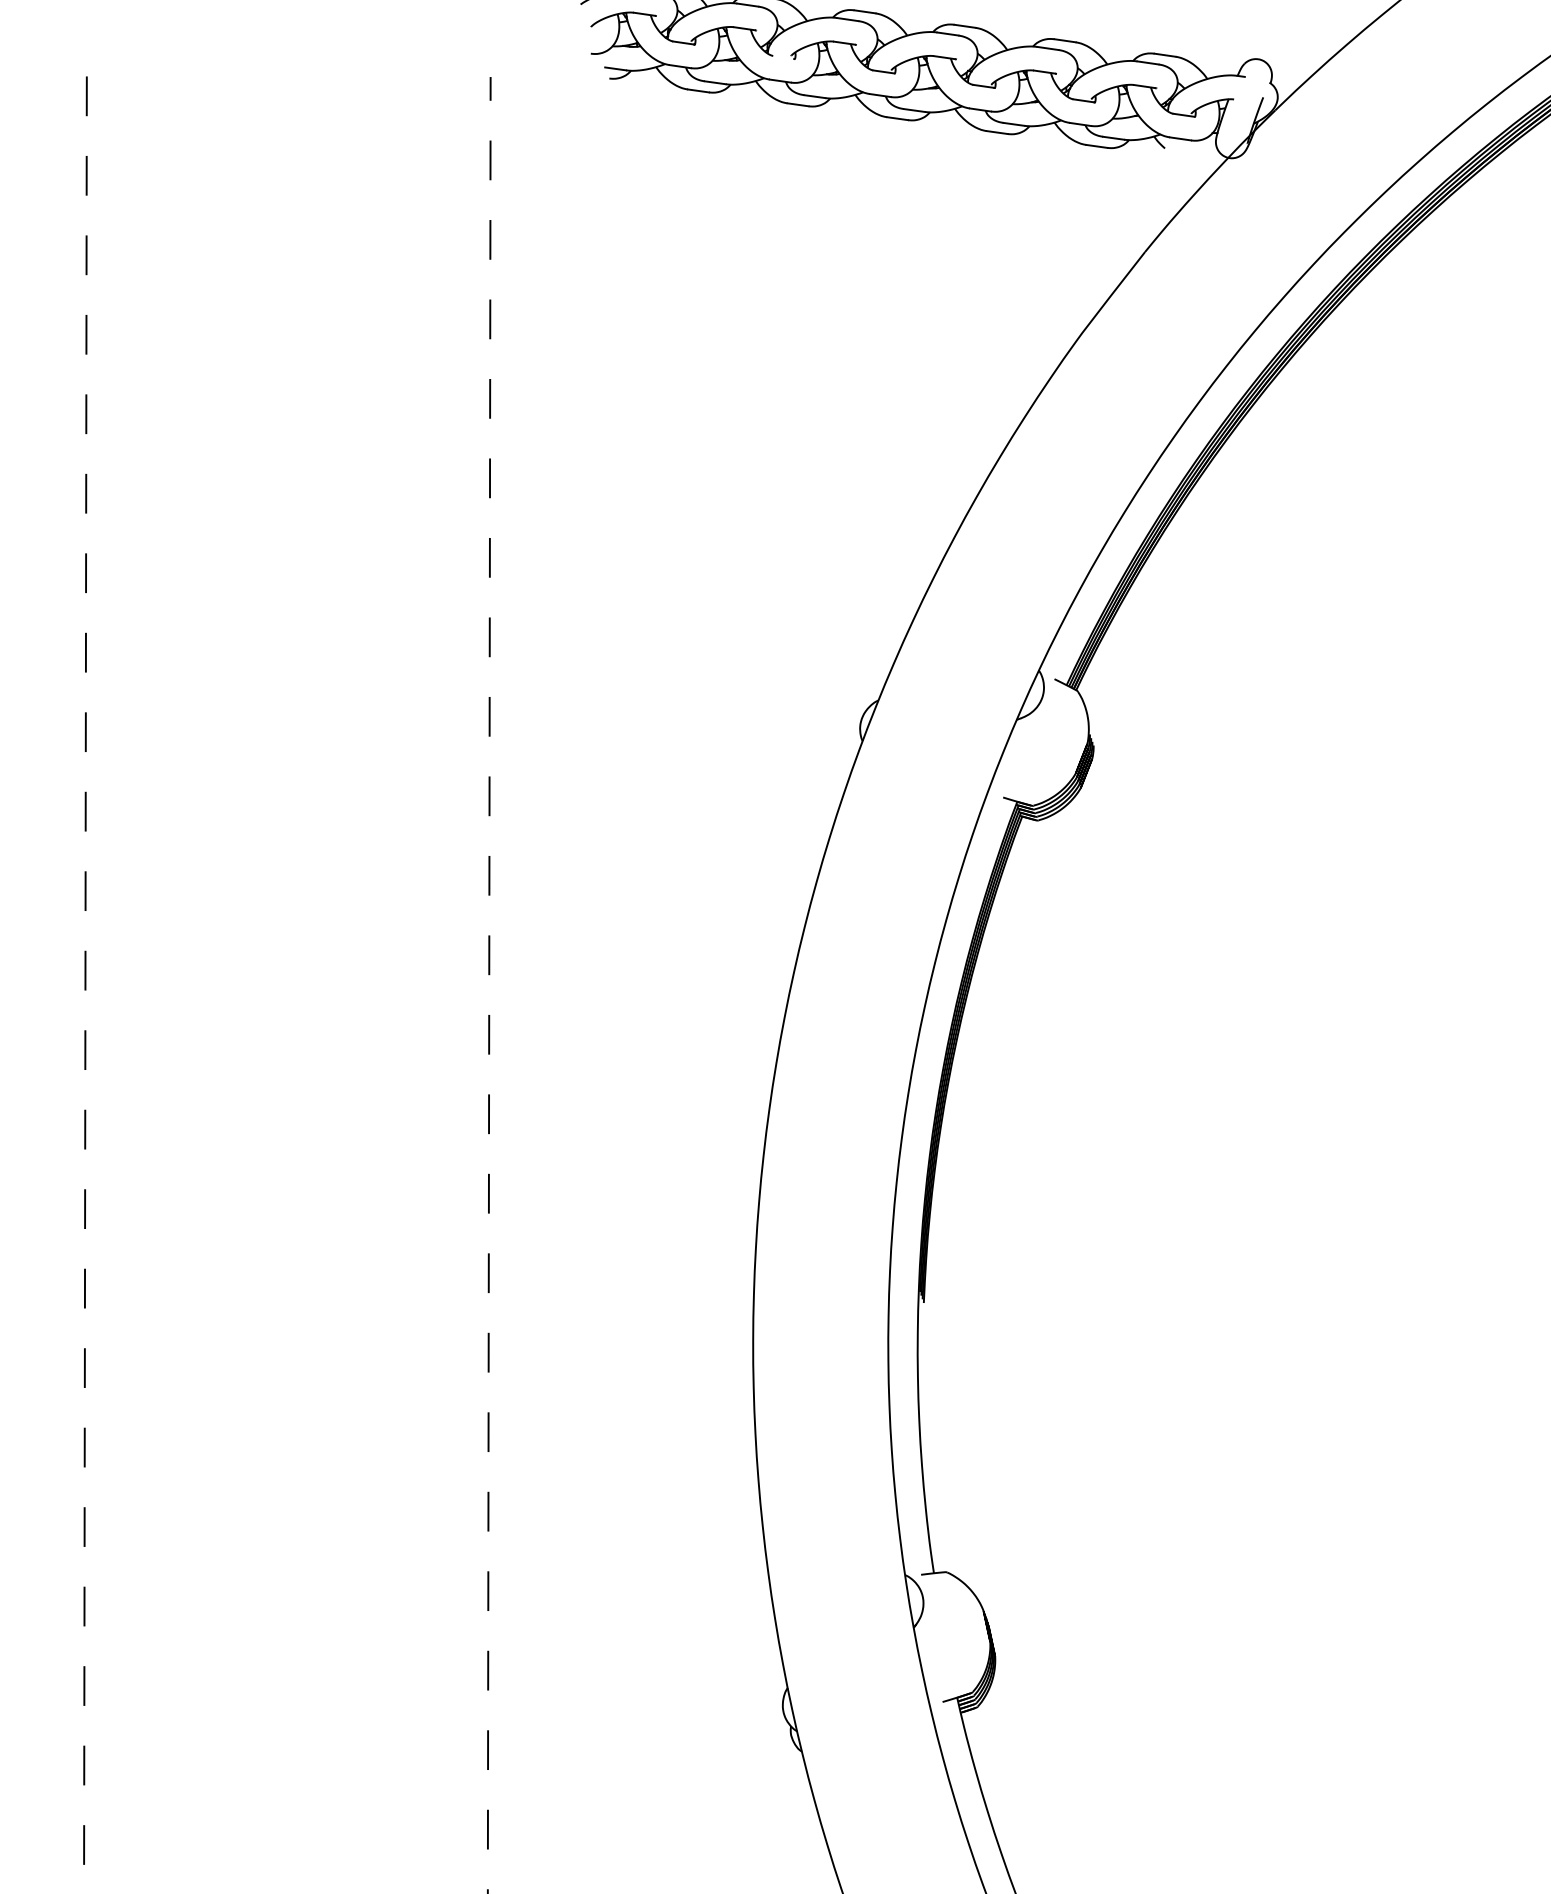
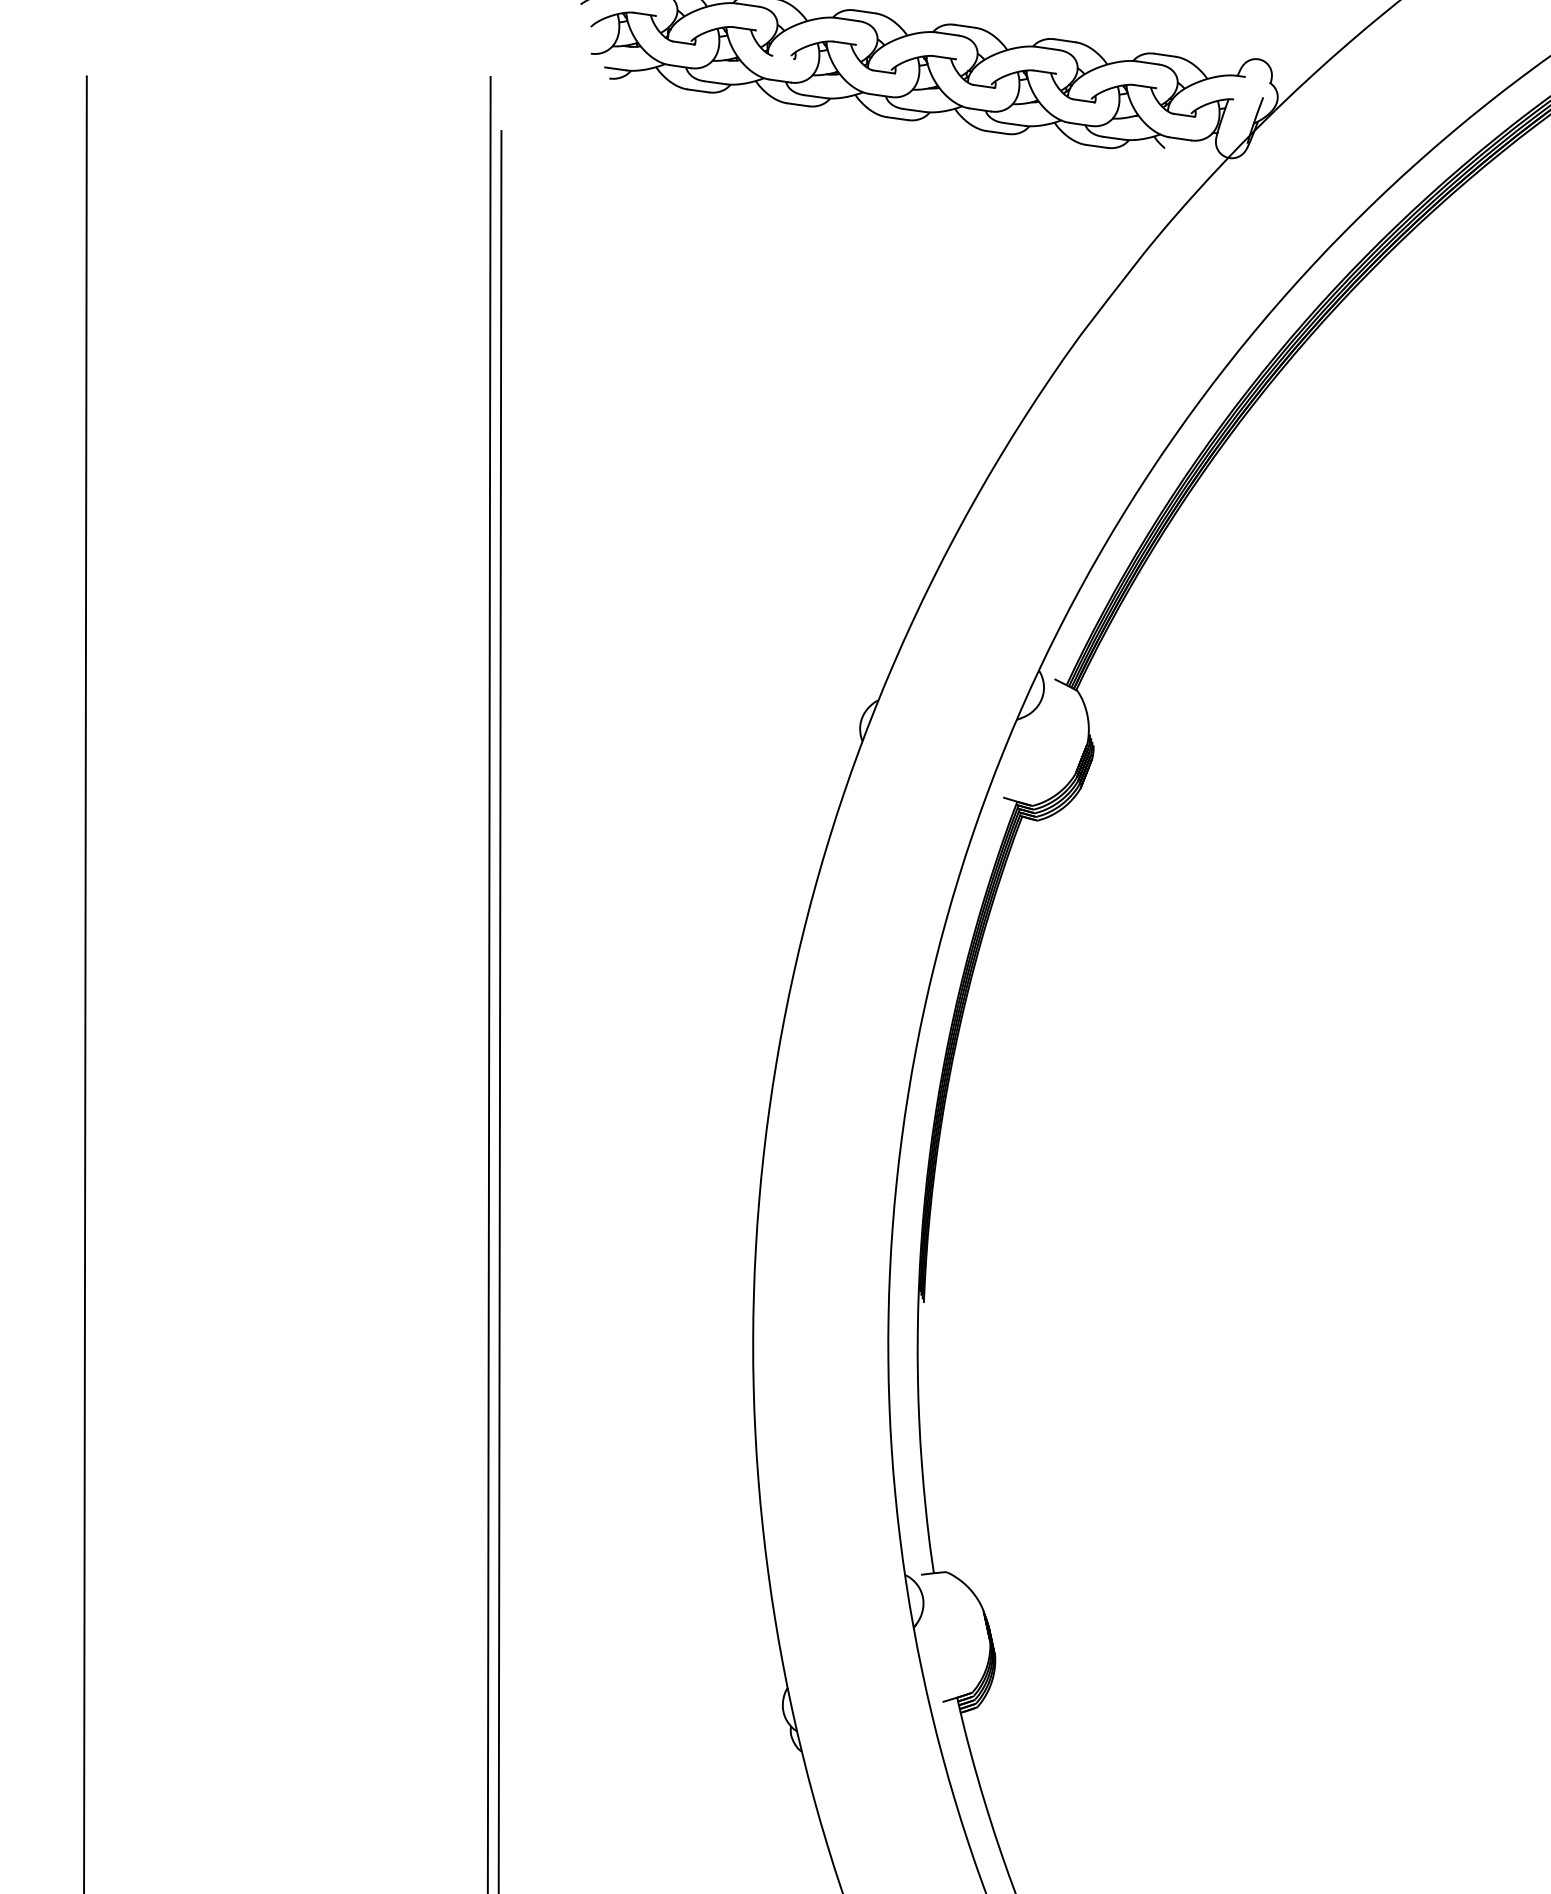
line: dashed -> solid (489, 984)
line: dashed -> solid (85, 985)
line: none -> present (499, 1010)
